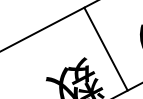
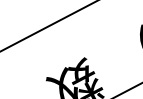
line: present -> none (105, 48)
